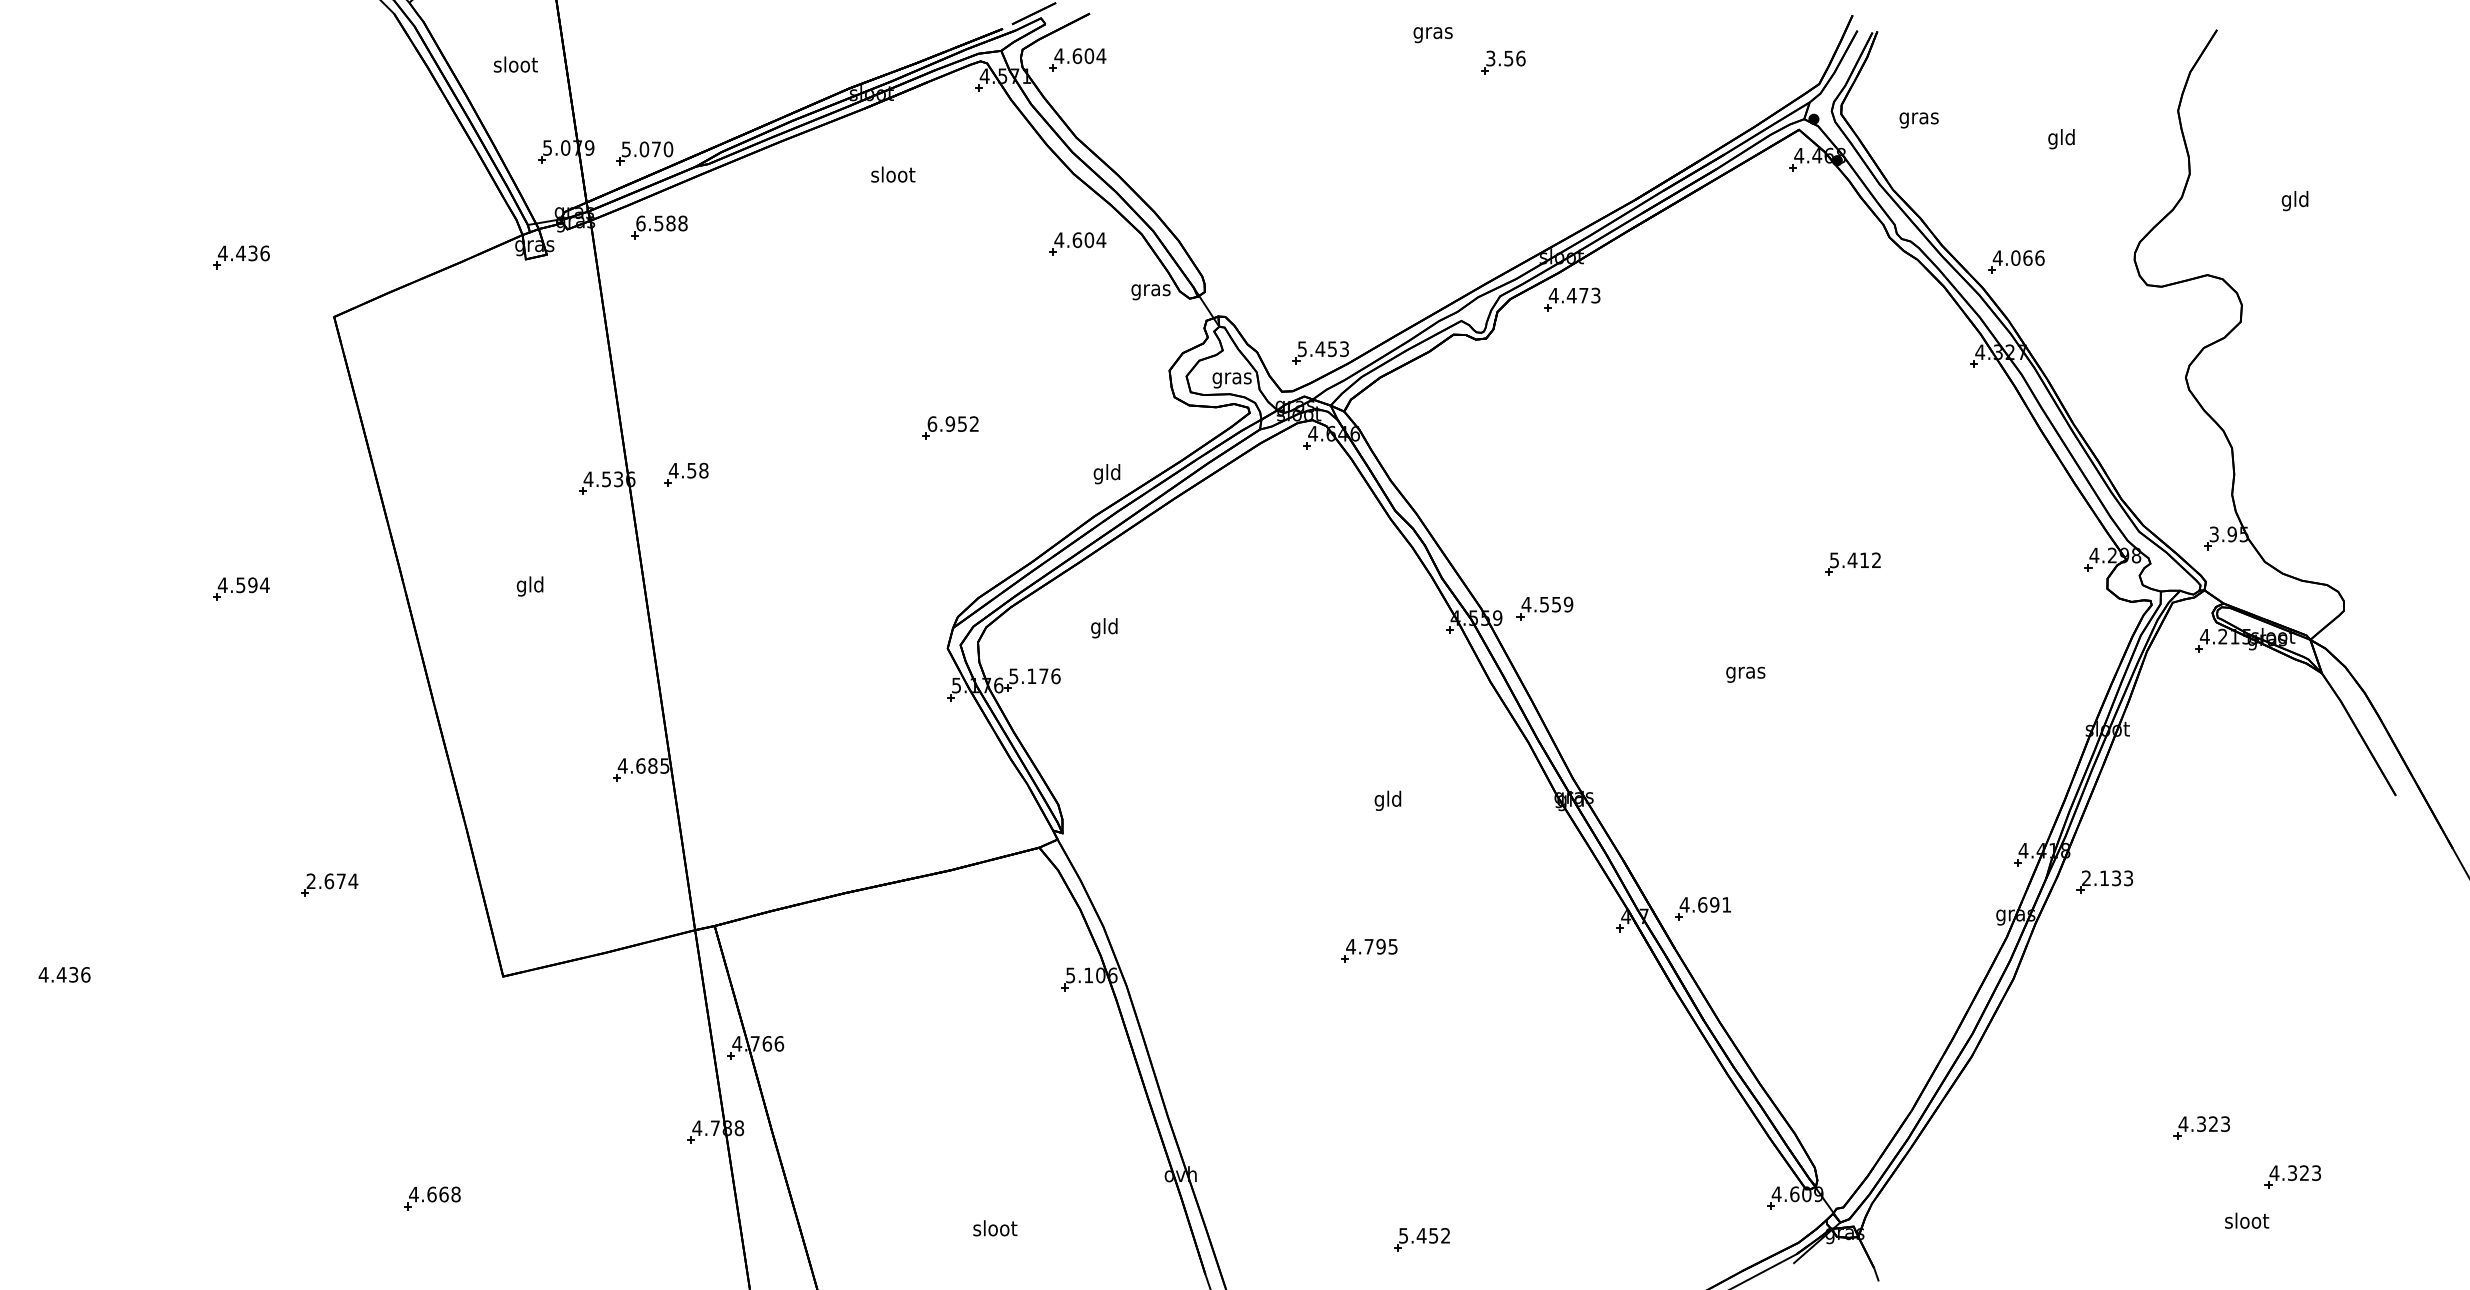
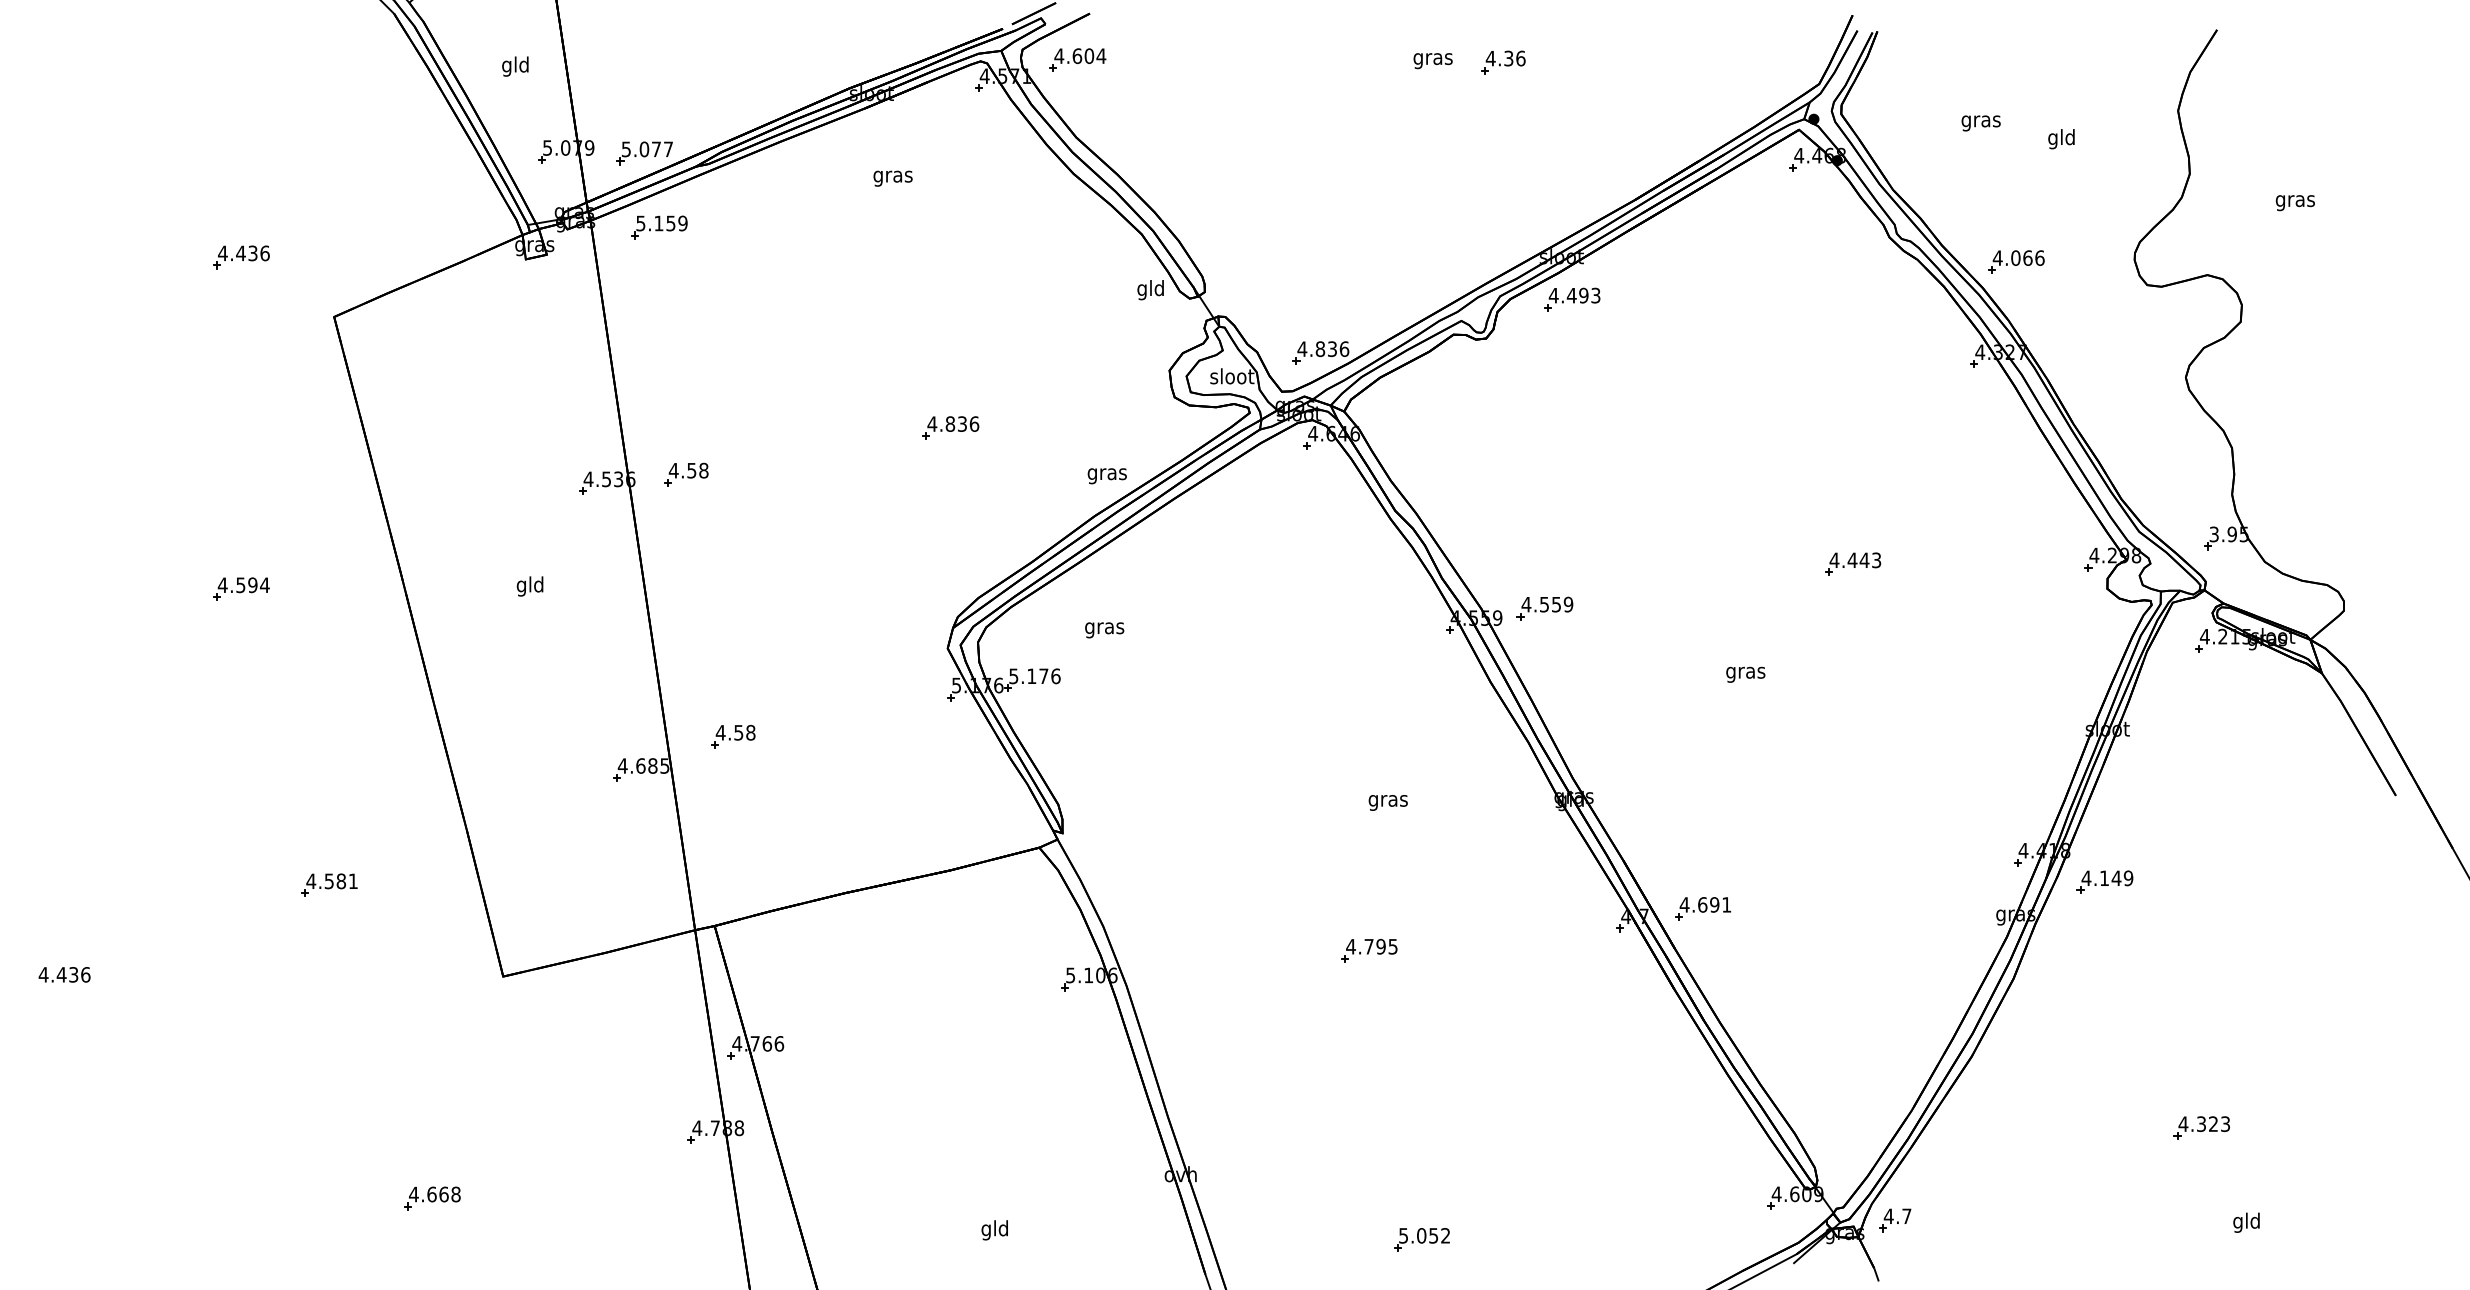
text position: (1432, 35) -> (1432, 61) (1432, 61)
text: 3.56 -> 4.36 (1499, 58)
text: sloot -> gld (515, 66)
text position: (1918, 120) -> (1980, 123) (1980, 123)
text: 5.070 -> 5.077 (668, 149)
text: sloot -> gras (893, 176)
text: gld -> gras (2294, 200)
text: 6.588 -> 5.159 (661, 223)
part: present -> none (1077, 243)
text: gras -> gld (1150, 290)
text: 4.473 -> 4.493 (1583, 295)
text: 5.453 -> 4.836 (1323, 349)
text: gras -> sloot (1232, 378)
text: 6.952 -> 4.836 (953, 423)
text: gld -> gras (1106, 474)
text: 5.412 -> 4.443 (1855, 560)
text: gld -> gras (1104, 628)
part: none -> present (733, 736)
text: gld -> gras (1387, 800)
text: 2.133 -> 4.149 (2107, 878)
text: 2.674 -> 4.581 (332, 881)
part: present -> none (2292, 1176)
part: none -> present (1895, 1220)
text: sloot -> gld (2247, 1222)
text: sloot -> gld (995, 1230)
text: 5.452 -> 5.052 (1421, 1235)
